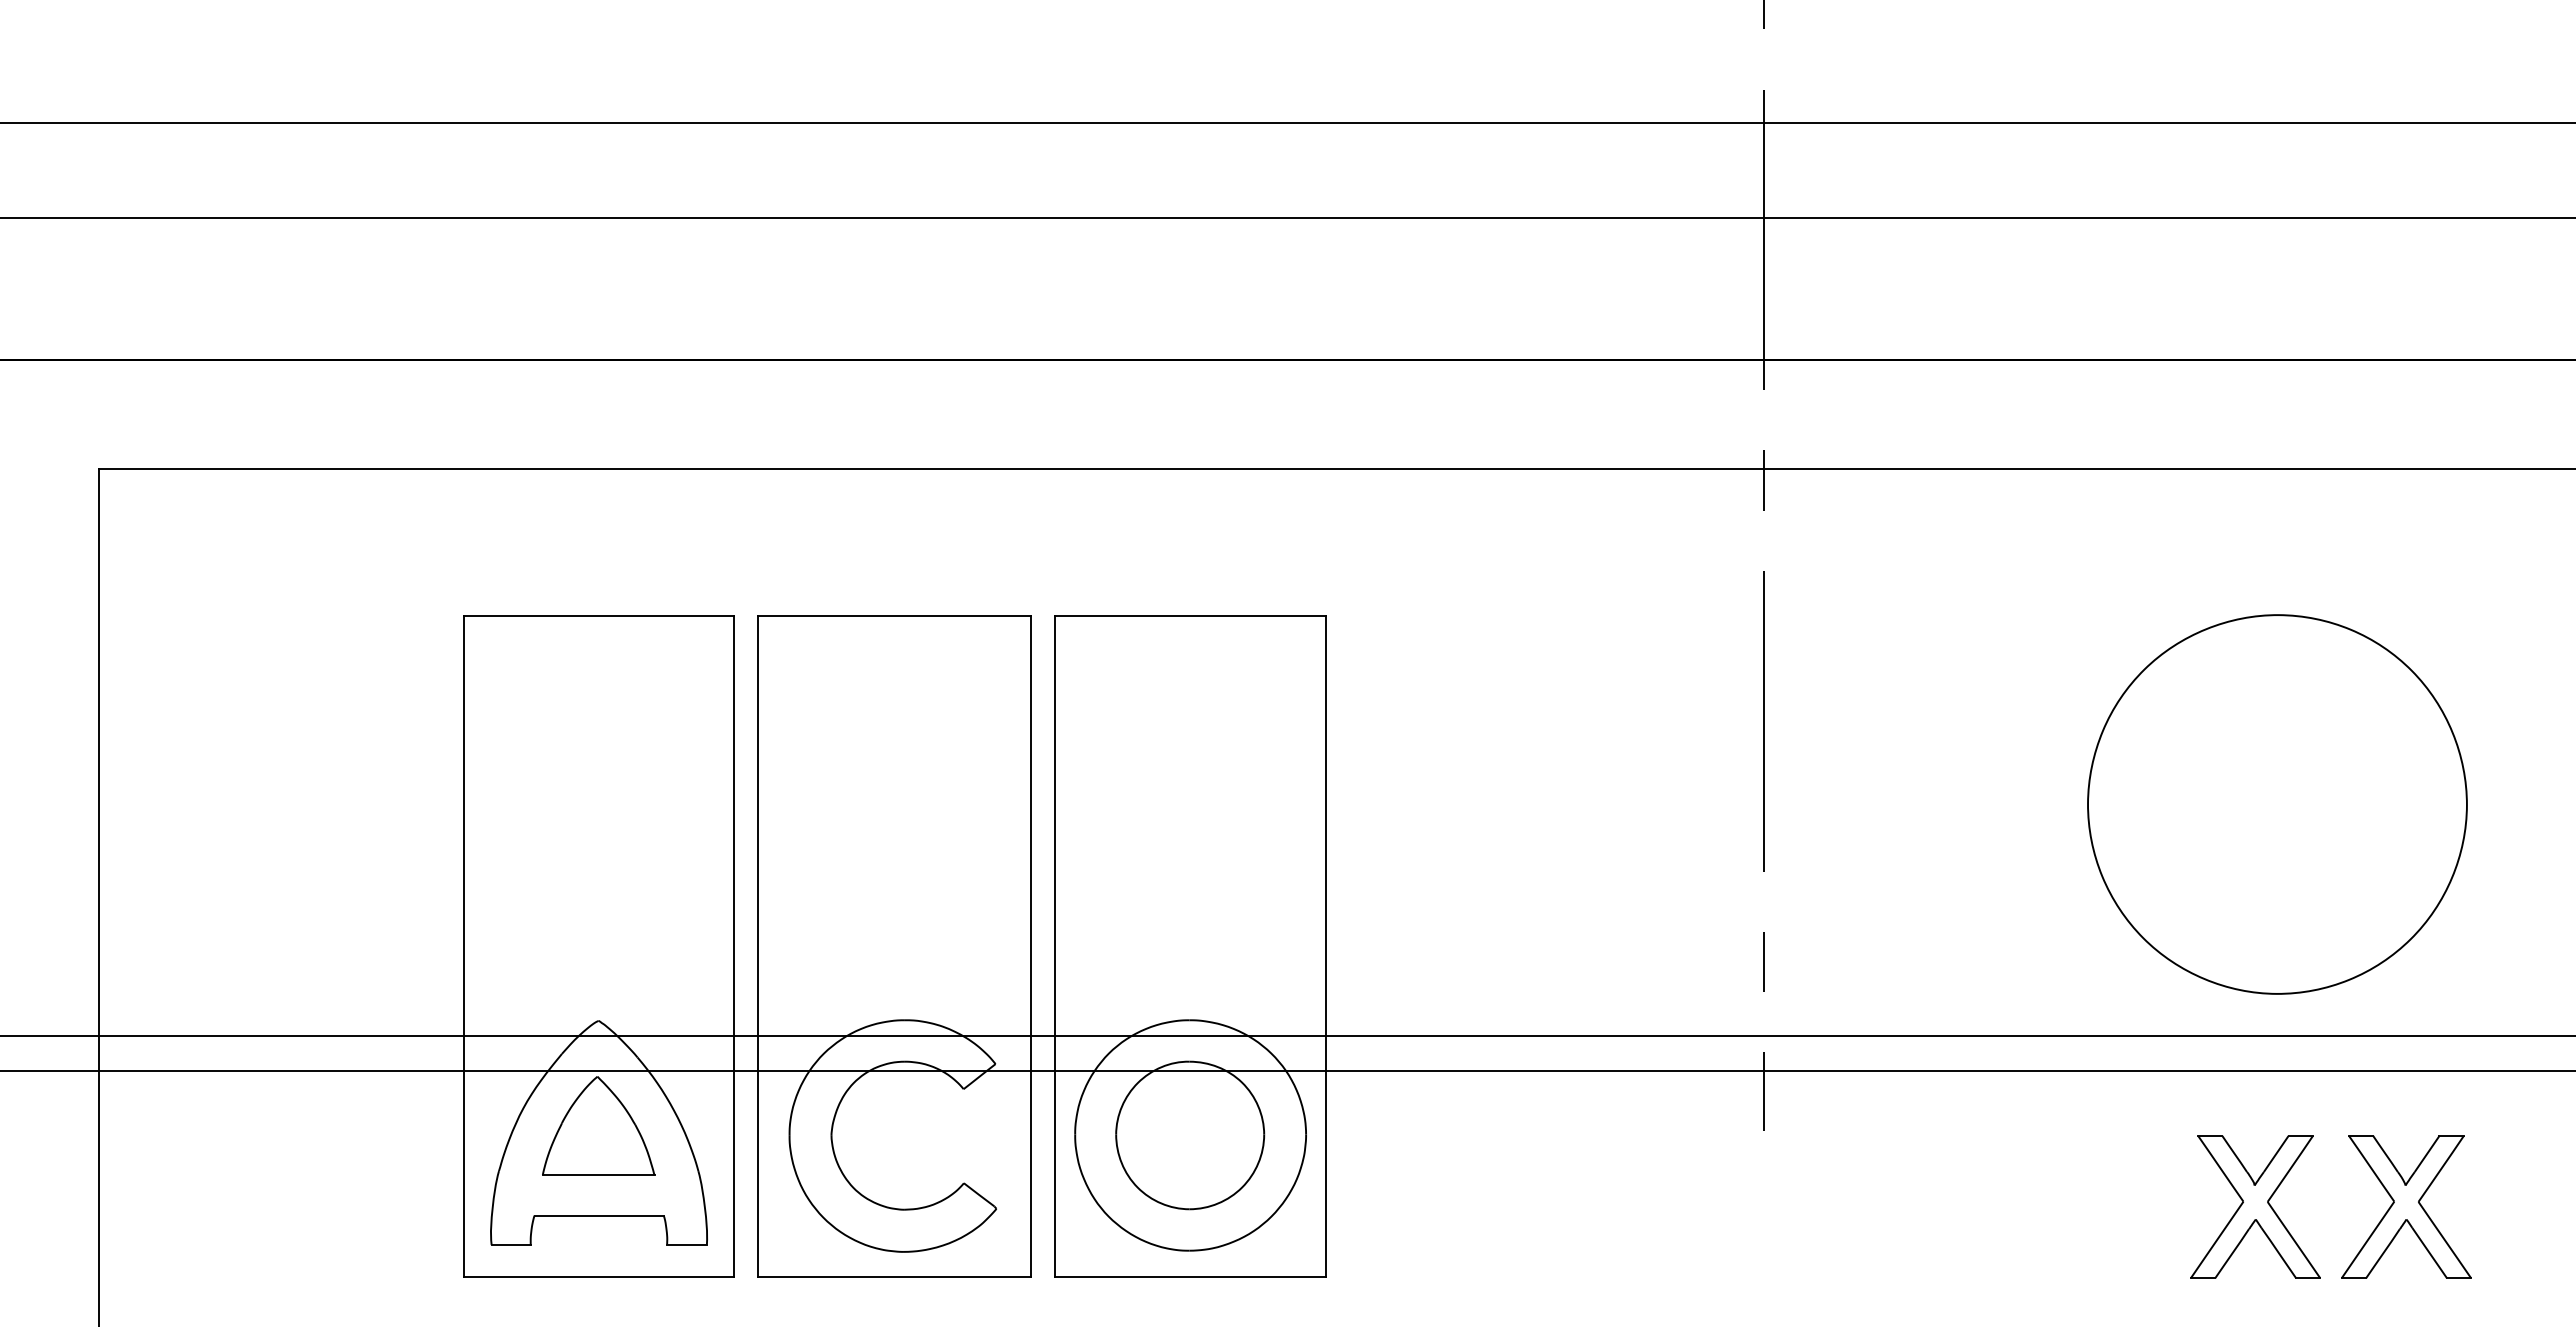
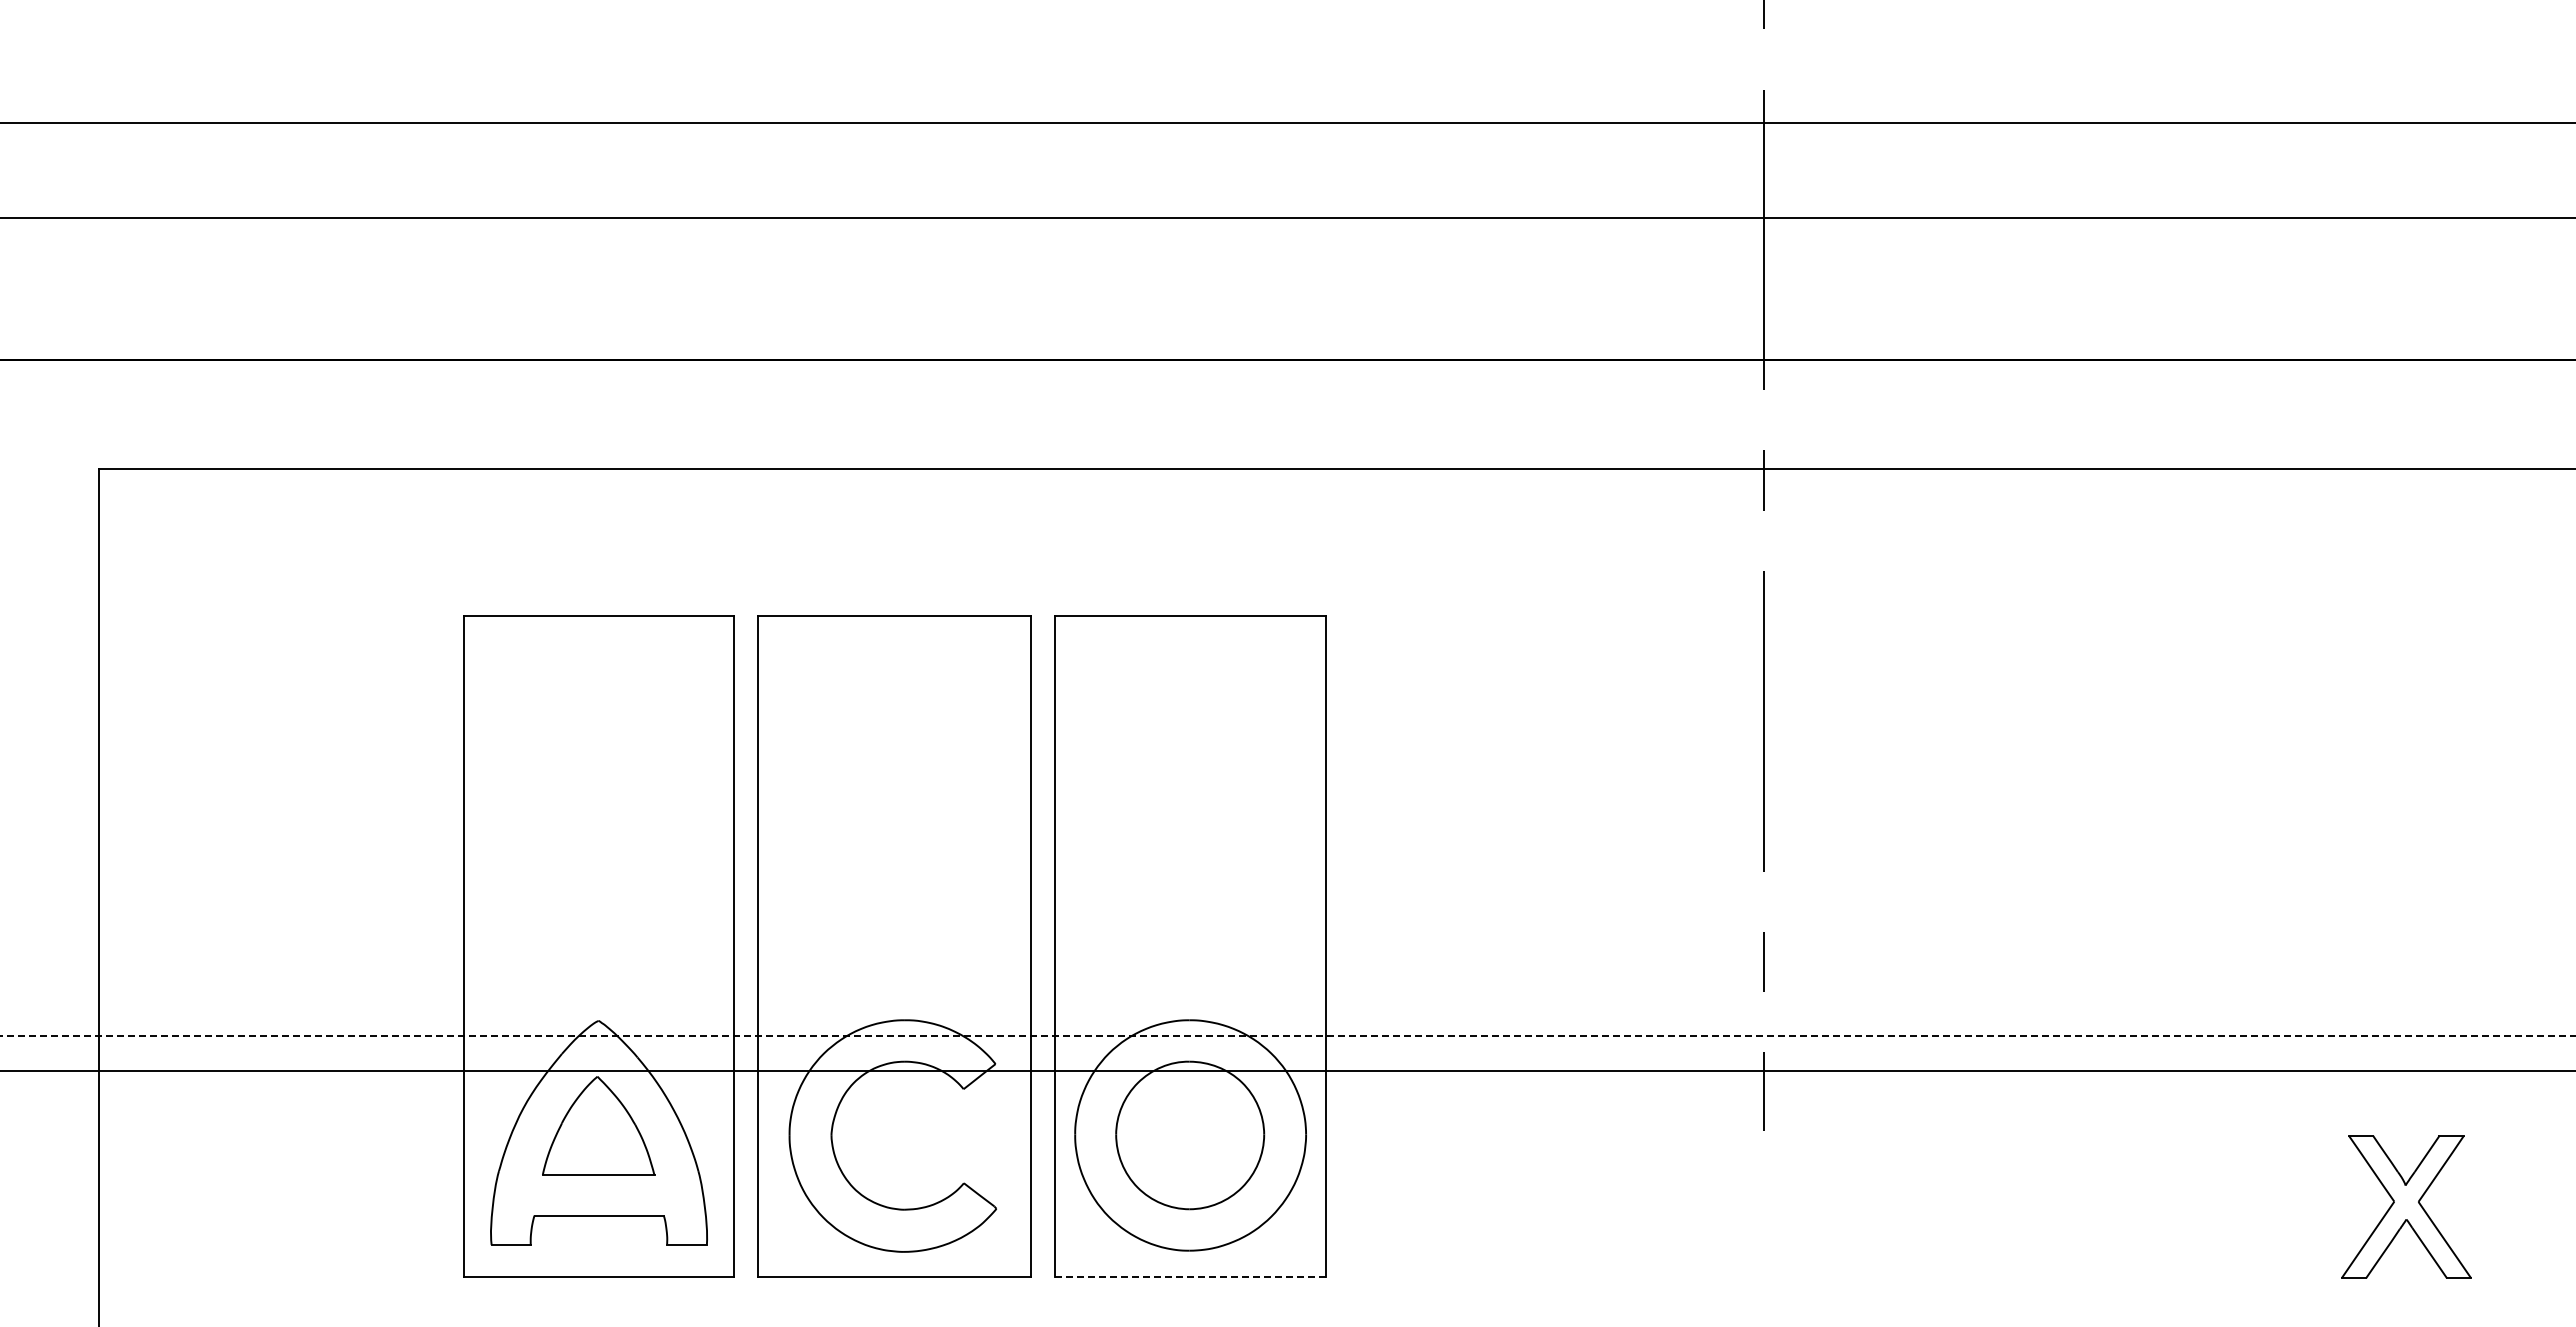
part: present -> none (2277, 804)
line: solid -> dashed (1288, 1036)
part: present -> none (2255, 1206)
line: solid -> dashed (1190, 1276)
